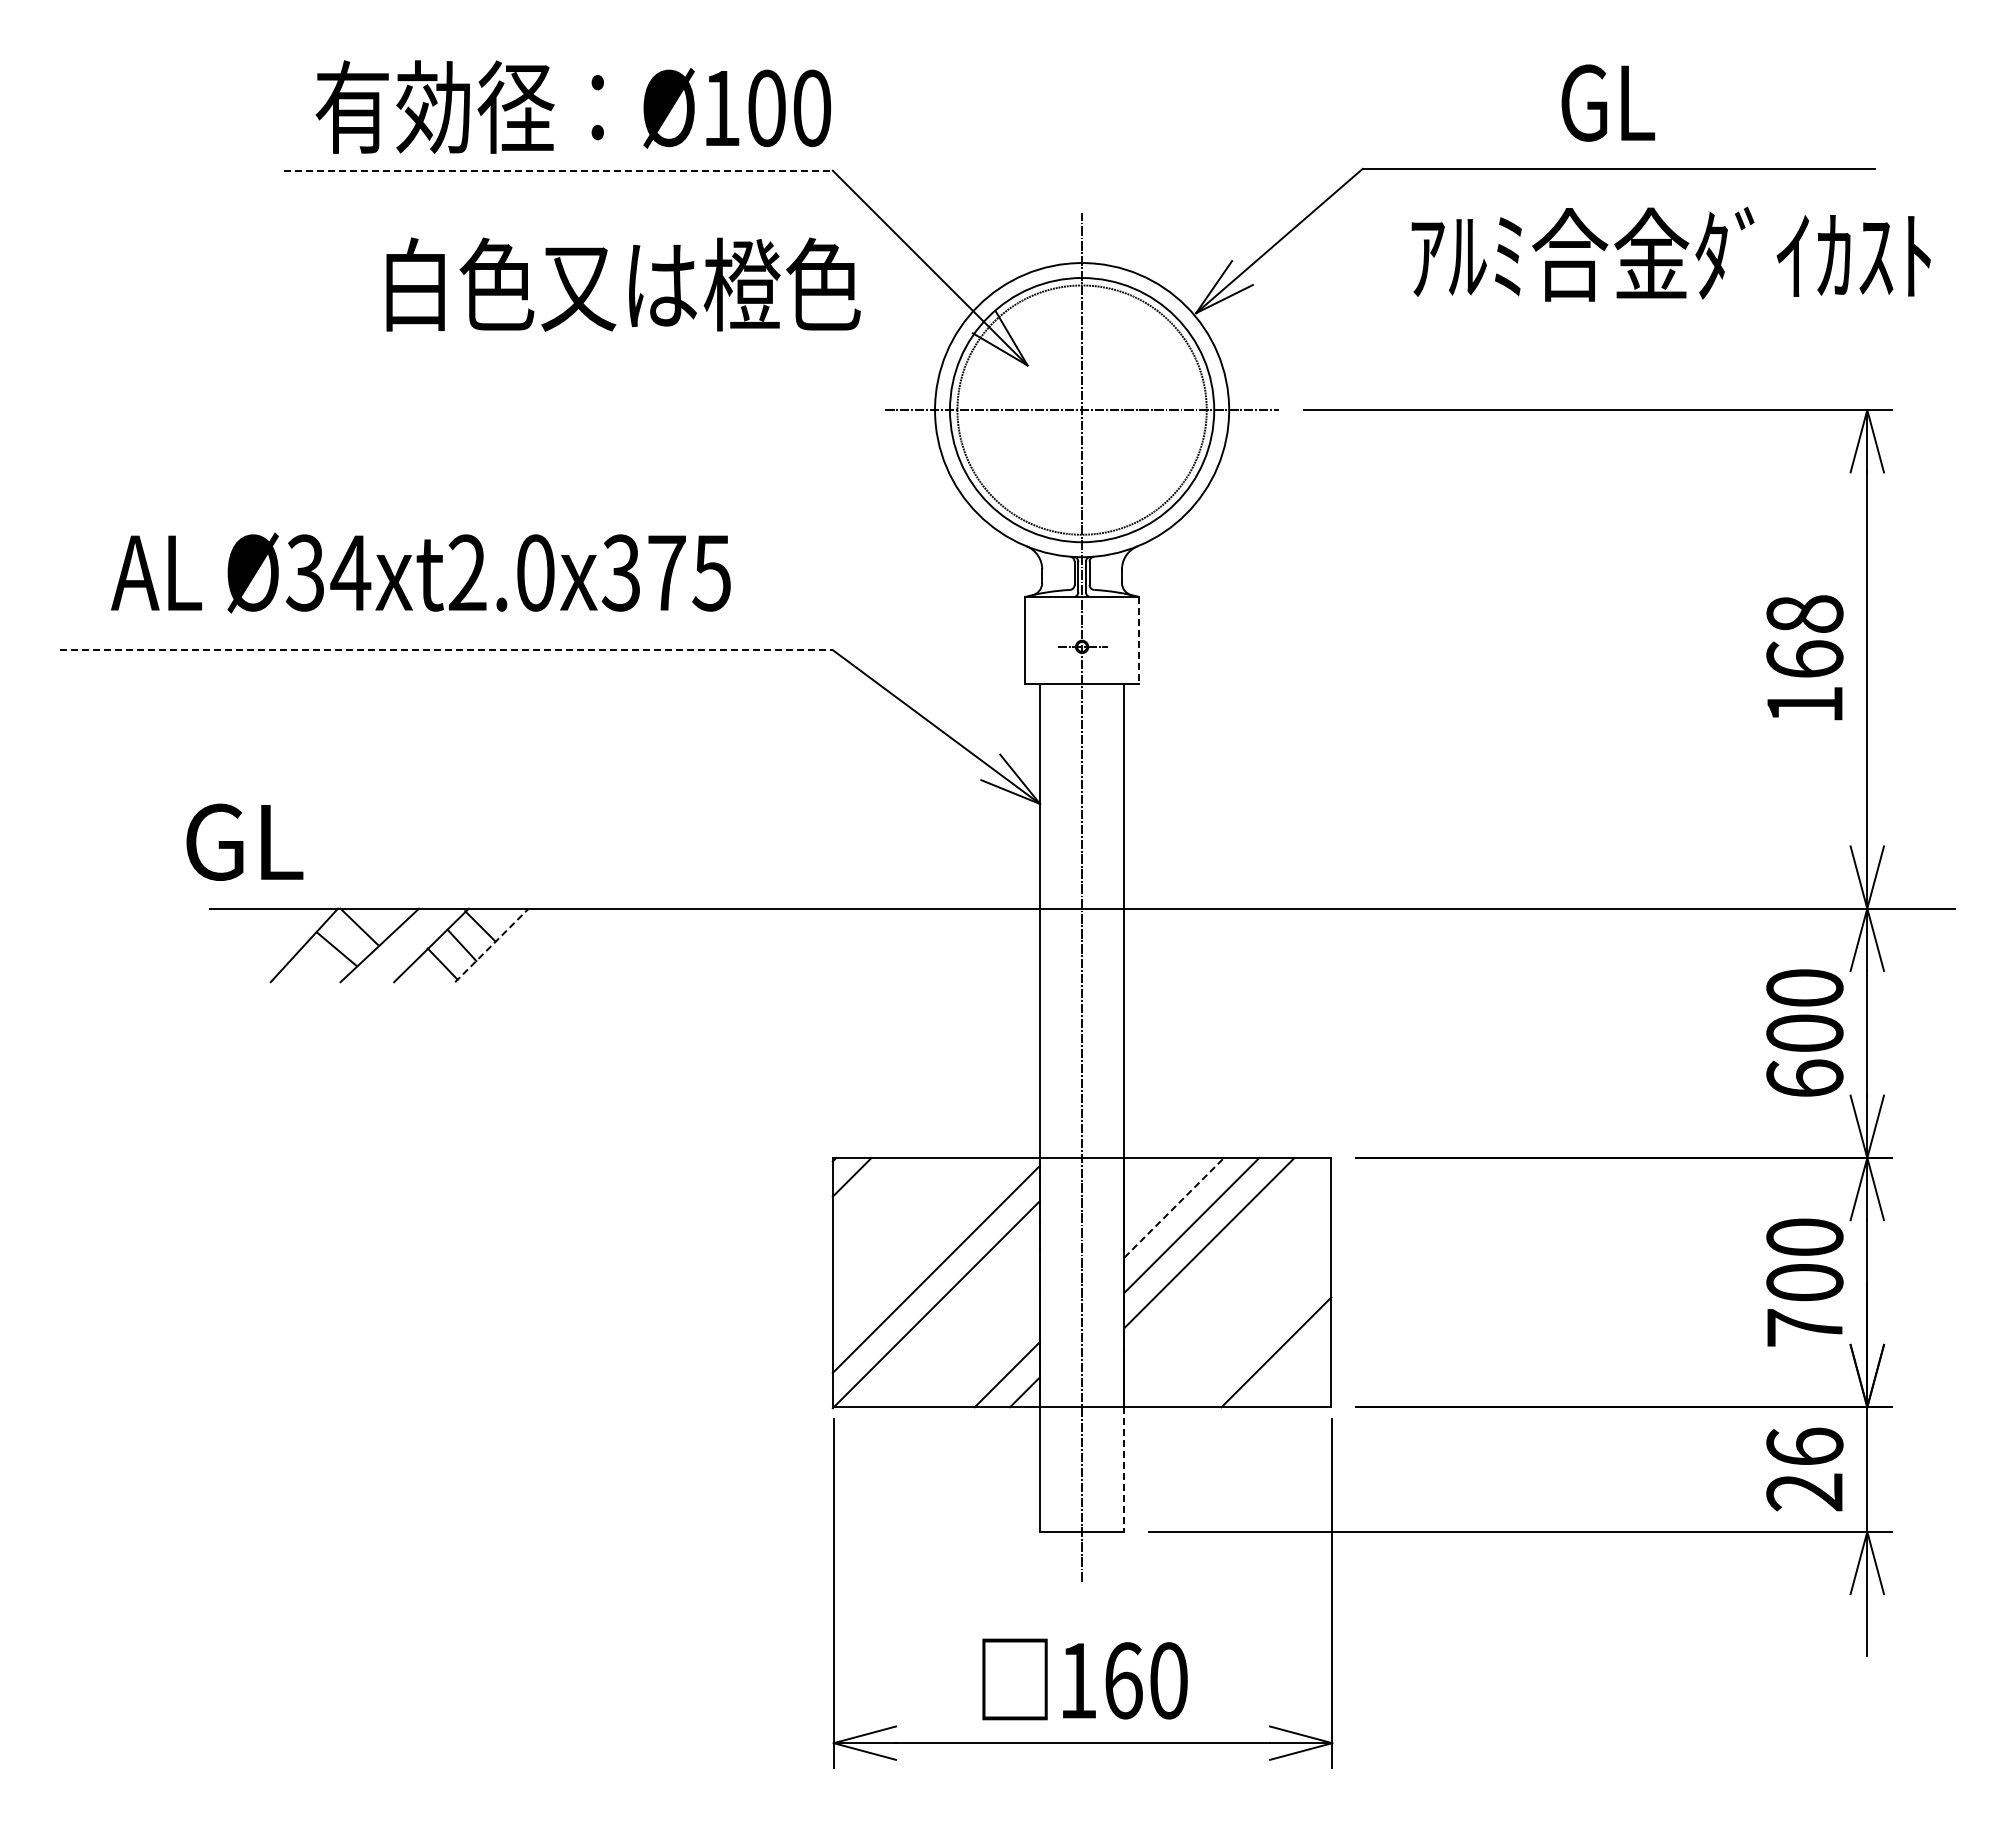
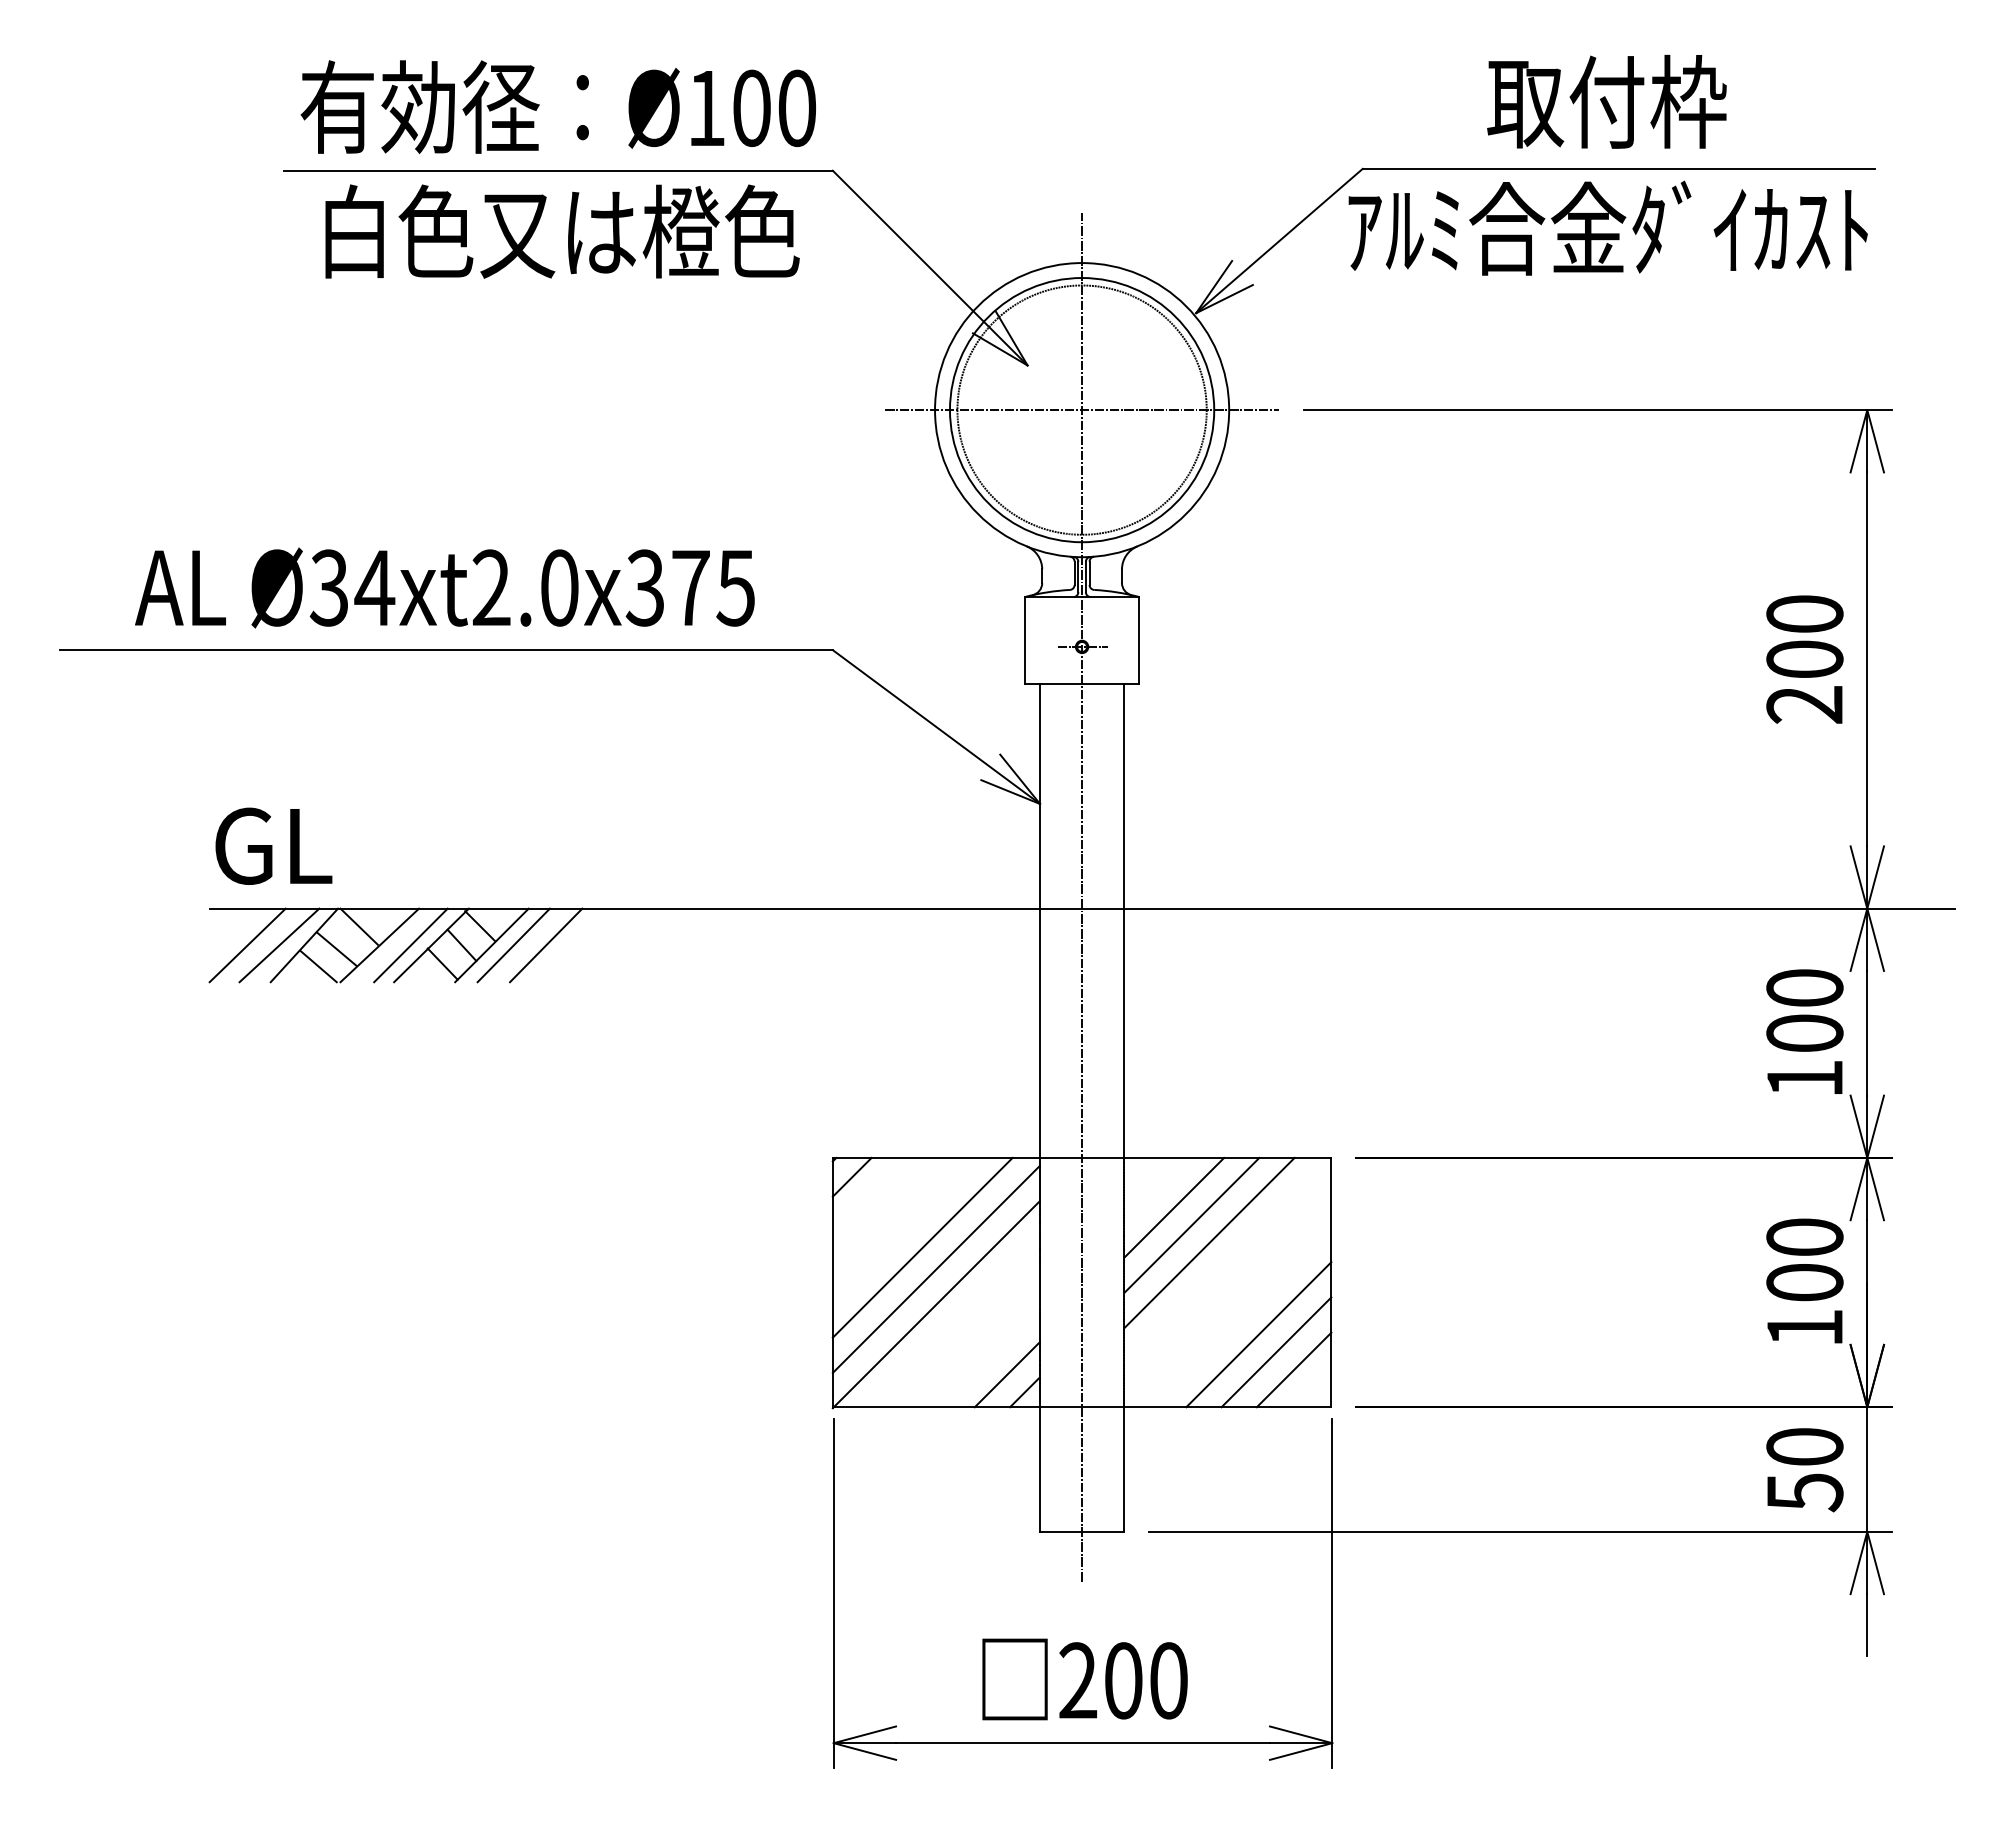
text: GL -> 取付枠 (1606, 101)
text position: (572, 106) -> (557, 106) (557, 106)
line: dashed -> solid (559, 170)
text position: (1670, 253) -> (1607, 227) (1607, 227)
text position: (623, 284) -> (562, 231) (562, 231)
text position: (420, 572) -> (444, 587) (444, 587)
line: dashed -> solid (1139, 640)
line: dashed -> solid (447, 650)
text: 168 -> 200 (1804, 659)
text position: (244, 841) -> (273, 845) (273, 845)
line: none -> present (247, 945)
line: none -> present (279, 945)
line: none -> present (410, 945)
line: dashed -> solid (491, 945)
line: none -> present (513, 945)
line: none -> present (546, 945)
line: none -> present (318, 966)
text: 600 -> 100 (1804, 1077)
line: dashed -> solid (1174, 1207)
line: none -> present (922, 1247)
text: 700 -> 100 (1804, 1327)
line: none -> present (1258, 1334)
line: none -> present (1293, 1369)
text: 26 -> 50 (1804, 1469)
line: dashed -> solid (1124, 1470)
text: 160 -> 200 (1100, 1680)
